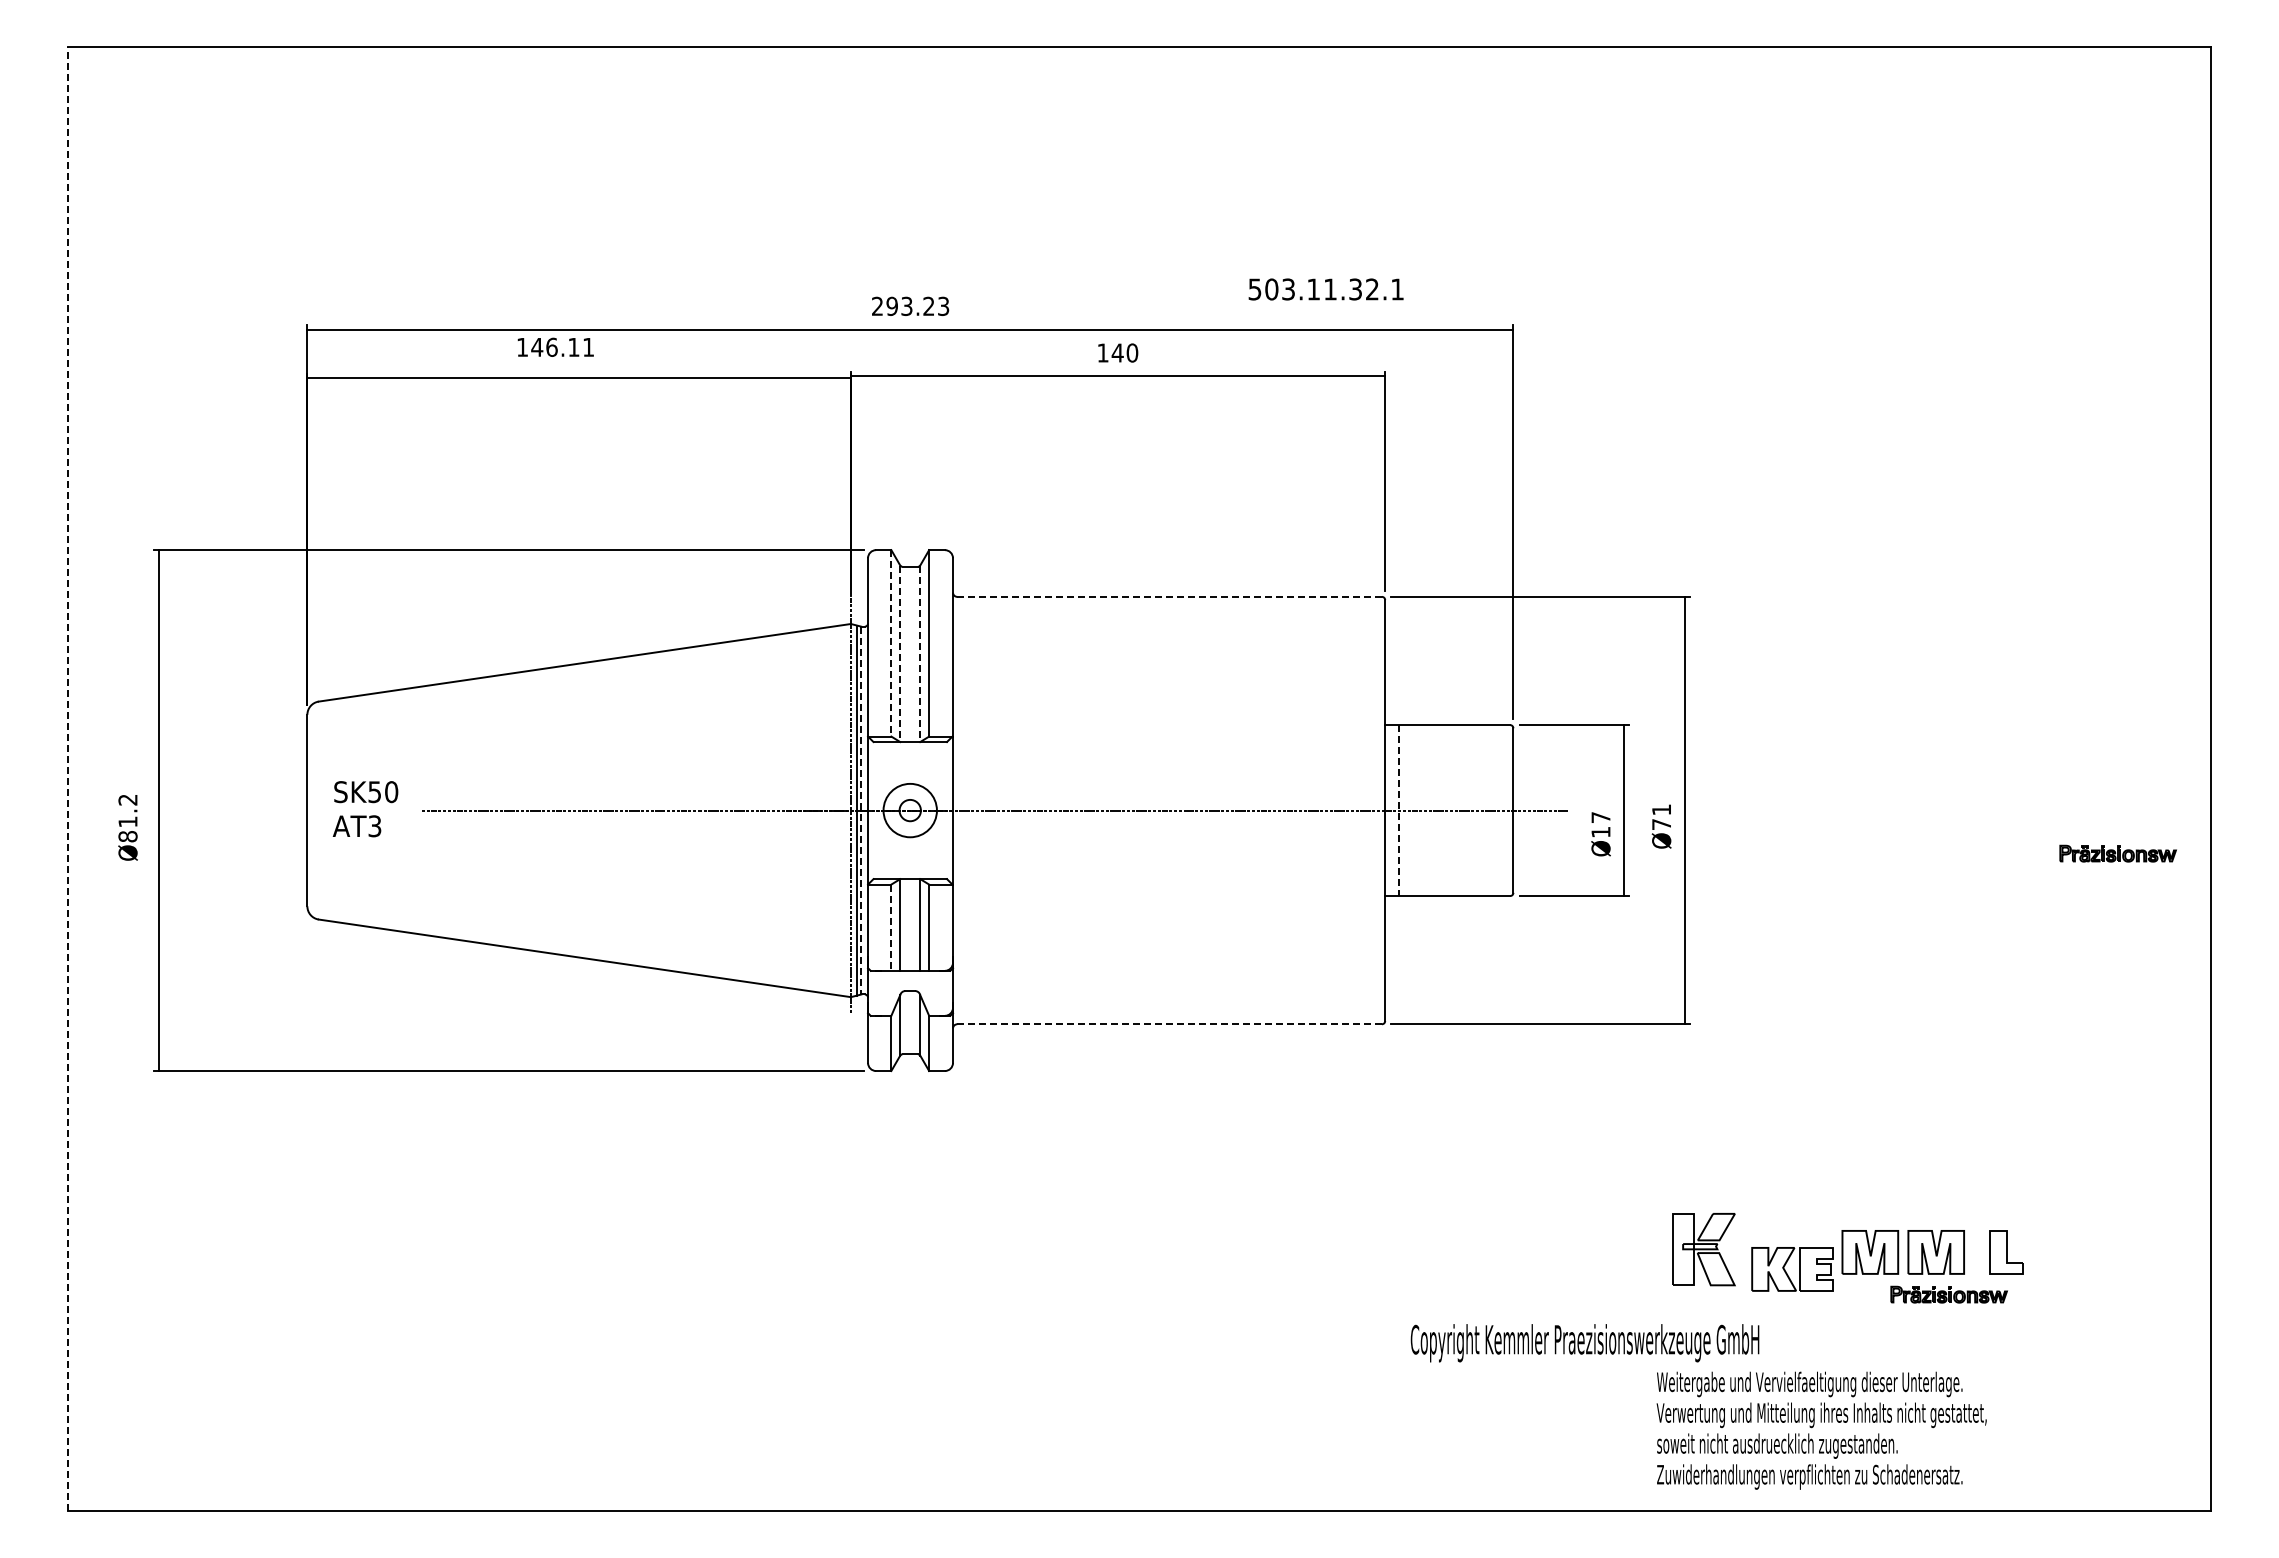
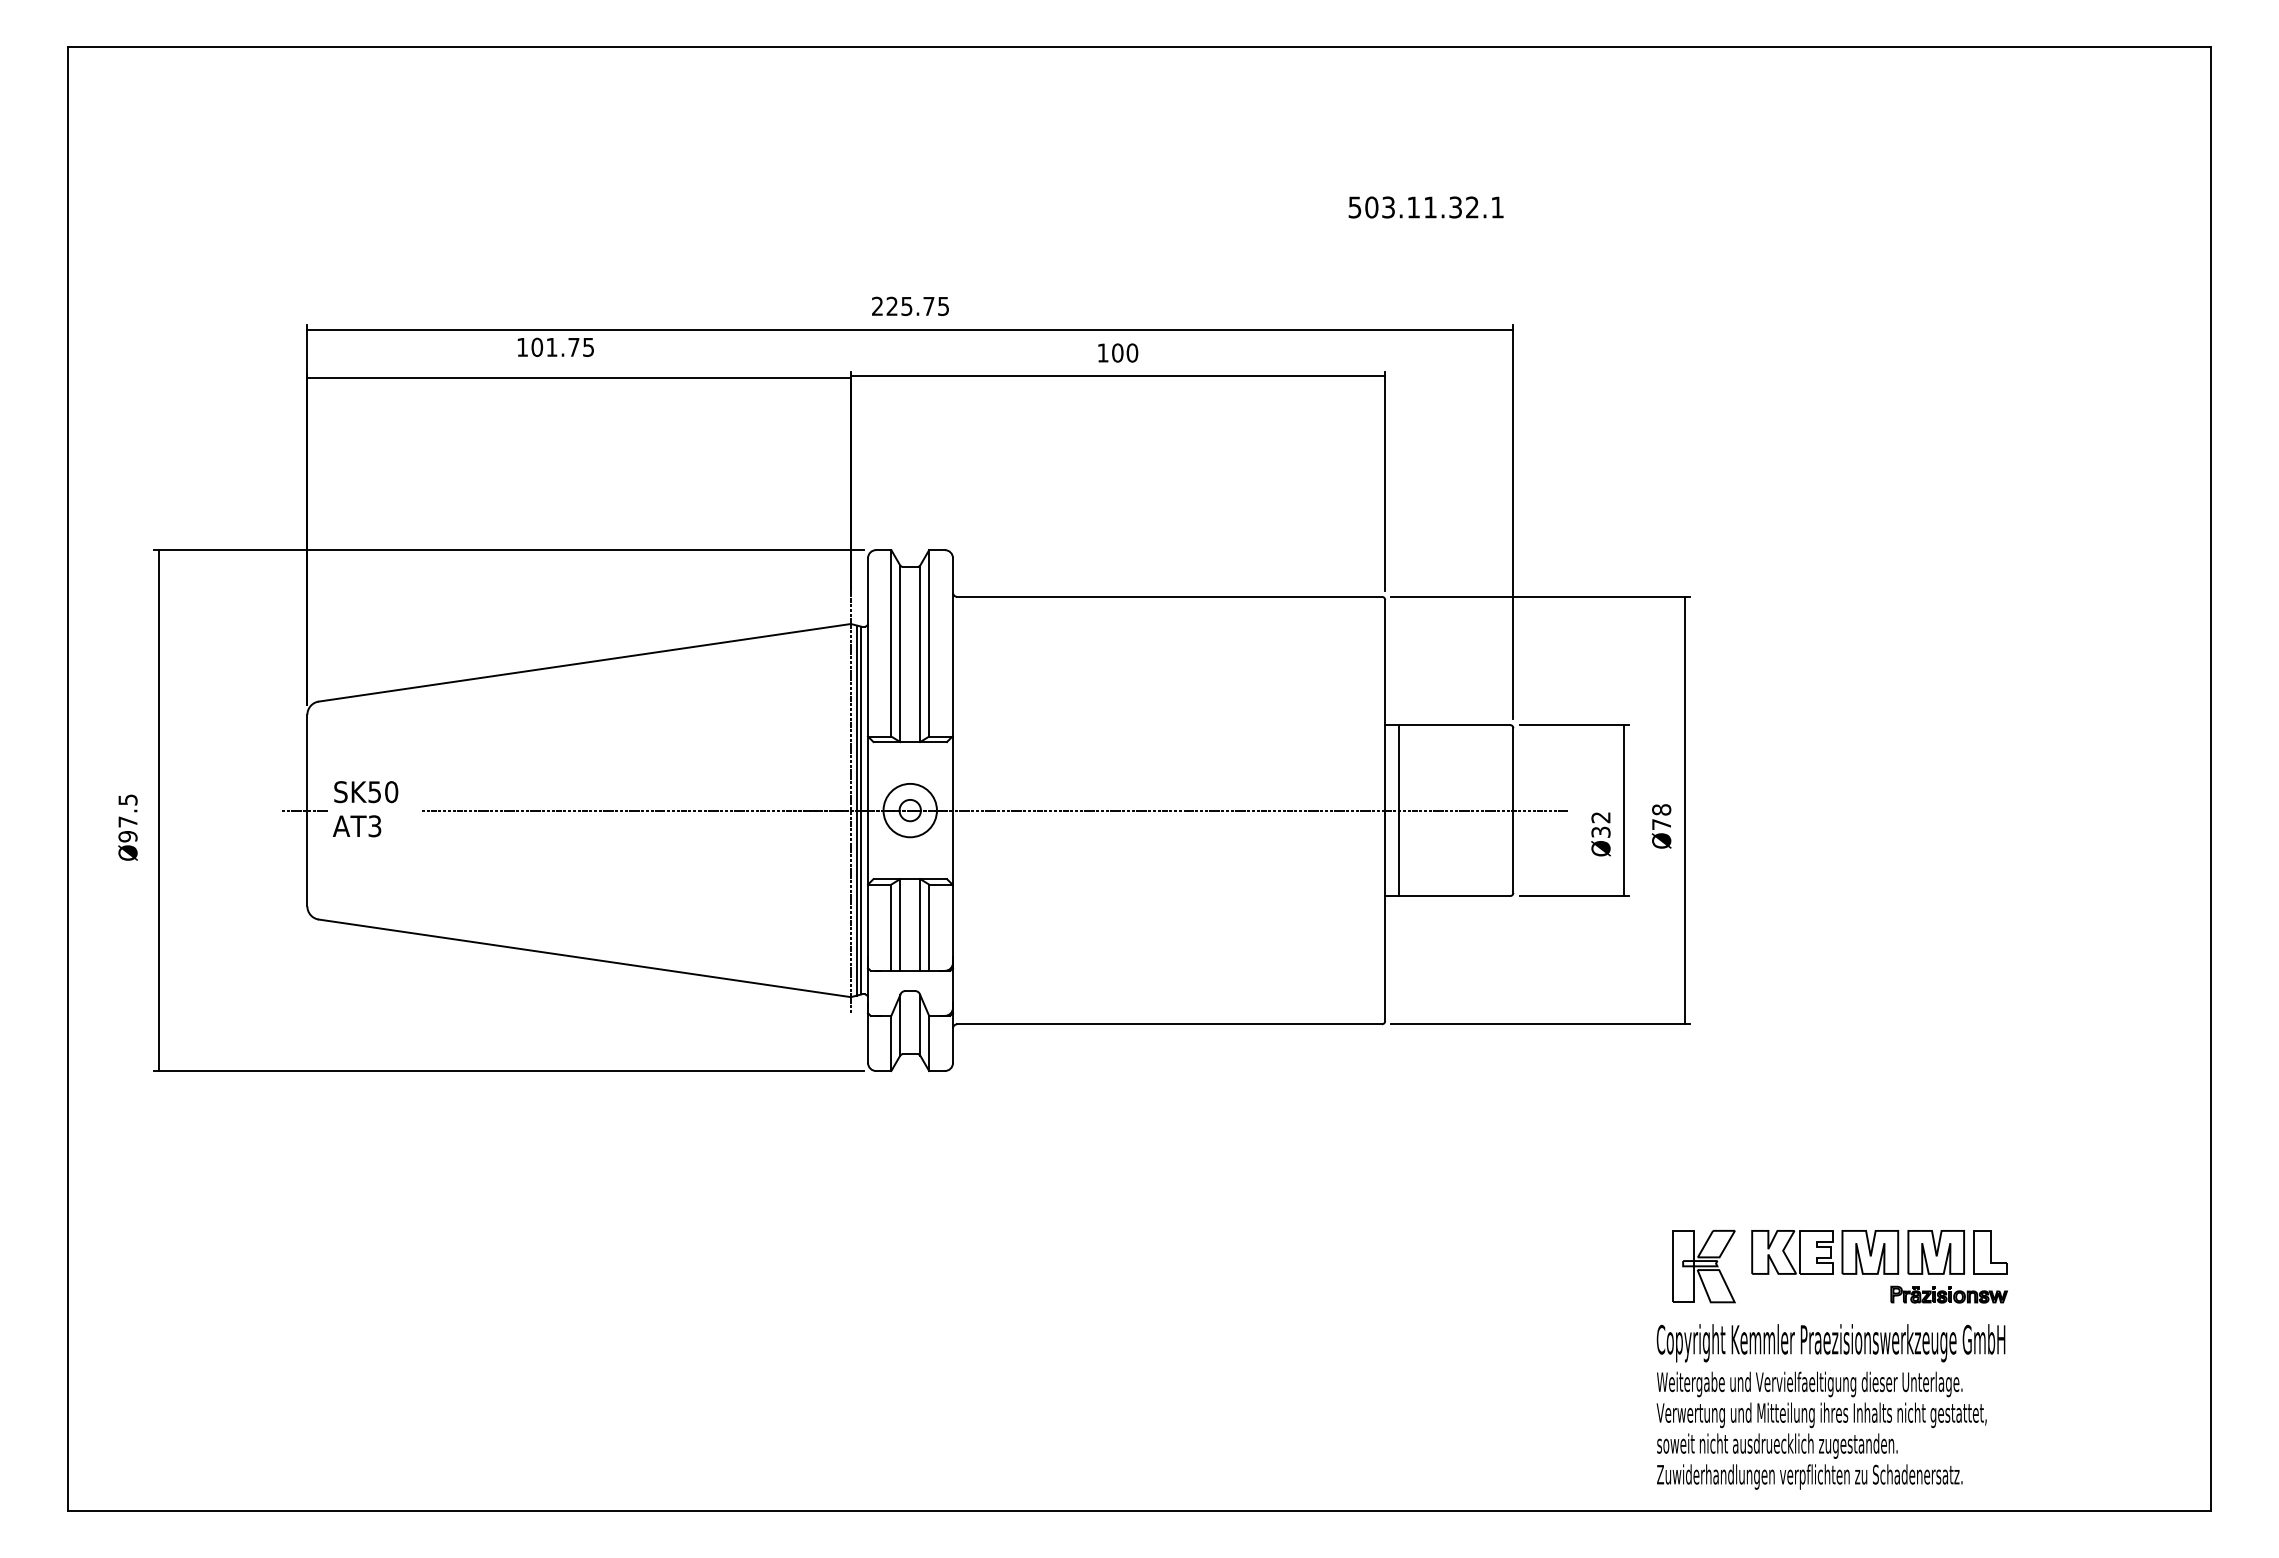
text position: (1325, 289) -> (1425, 207) (1425, 207)
text: 293.23 -> 225.75 (917, 305)
text: 146.11 -> 101.75 (562, 346)
text: 140 -> 100 (1117, 352)
line: dashed -> solid (1169, 596)
line: dashed -> solid (891, 643)
line: dashed -> solid (900, 654)
line: dashed -> solid (920, 654)
line: dashed -> solid (68, 778)
text: Ø71 -> Ø78 (1661, 809)
line: none -> present (304, 810)
line: dashed -> solid (861, 810)
line: dashed -> solid (1398, 811)
text: Ø81.2 -> Ø97.5 (127, 818)
text: Ø17 -> Ø32 (1600, 824)
part: present -> none (2117, 853)
line: dashed -> solid (891, 928)
line: dashed -> solid (1169, 1024)
part position: (1703, 1249) -> (1703, 1266) (1703, 1266)
part position: (2006, 1252) -> (1990, 1252) (1990, 1252)
part position: (1786, 1271) -> (1786, 1254) (1786, 1254)
text position: (1584, 1343) -> (1830, 1343) (1830, 1343)
